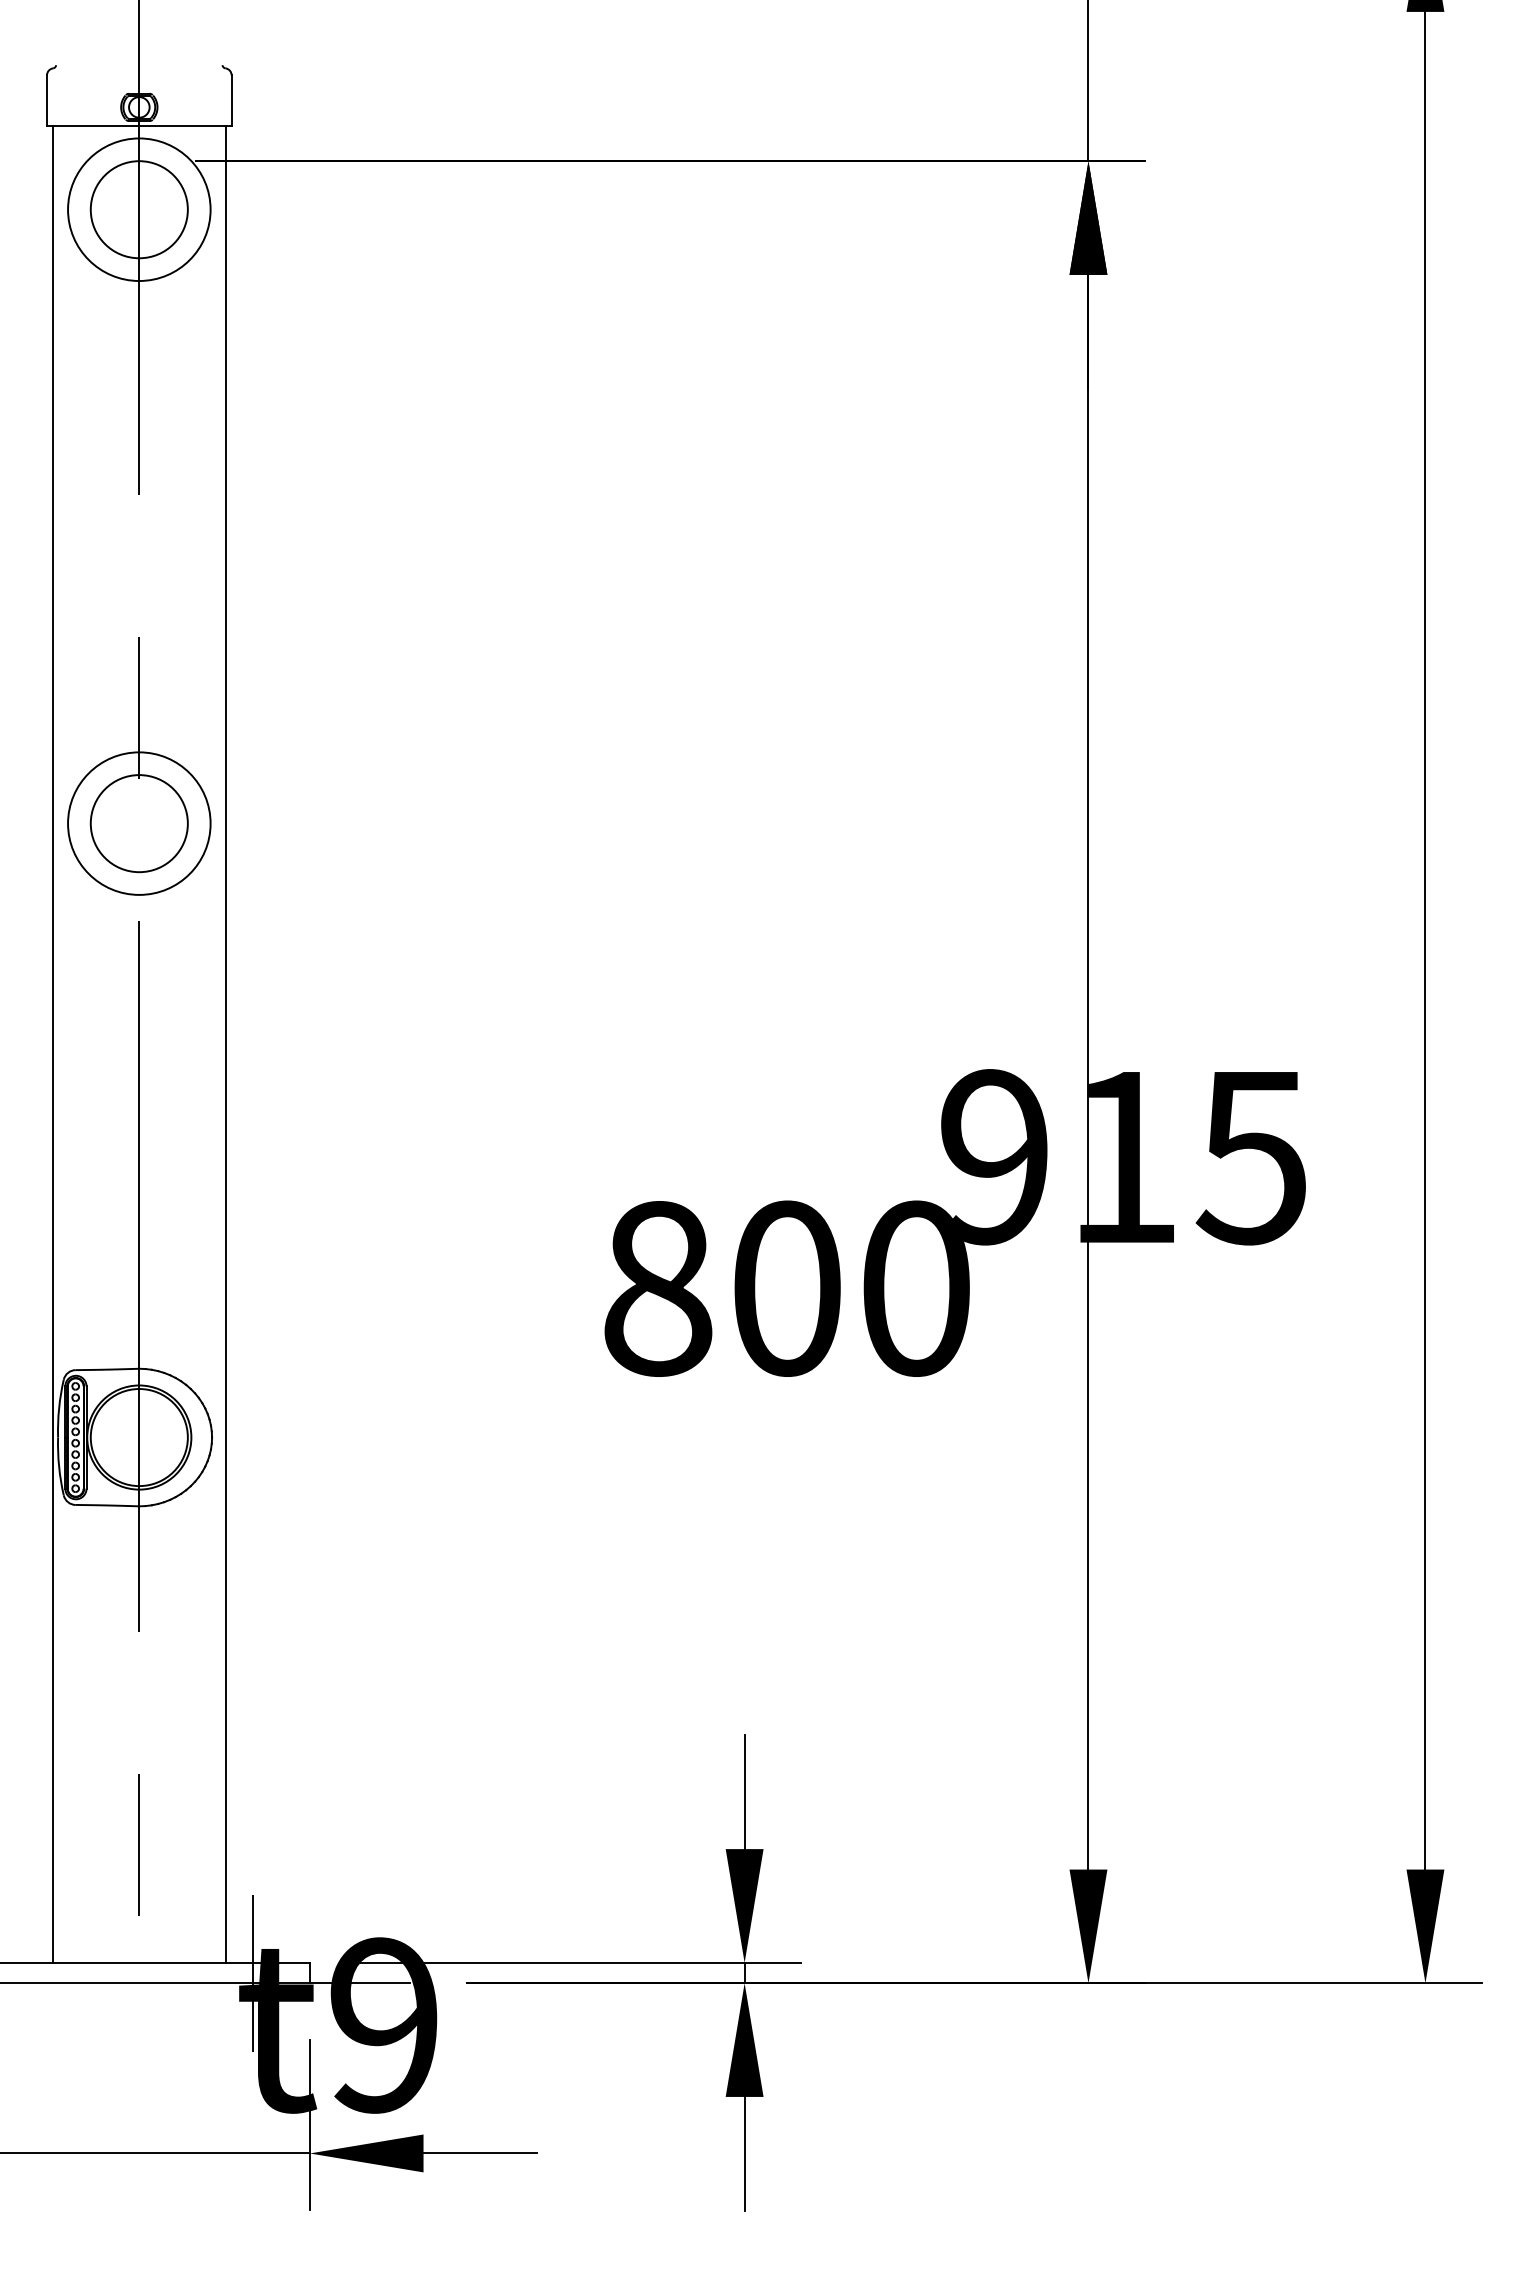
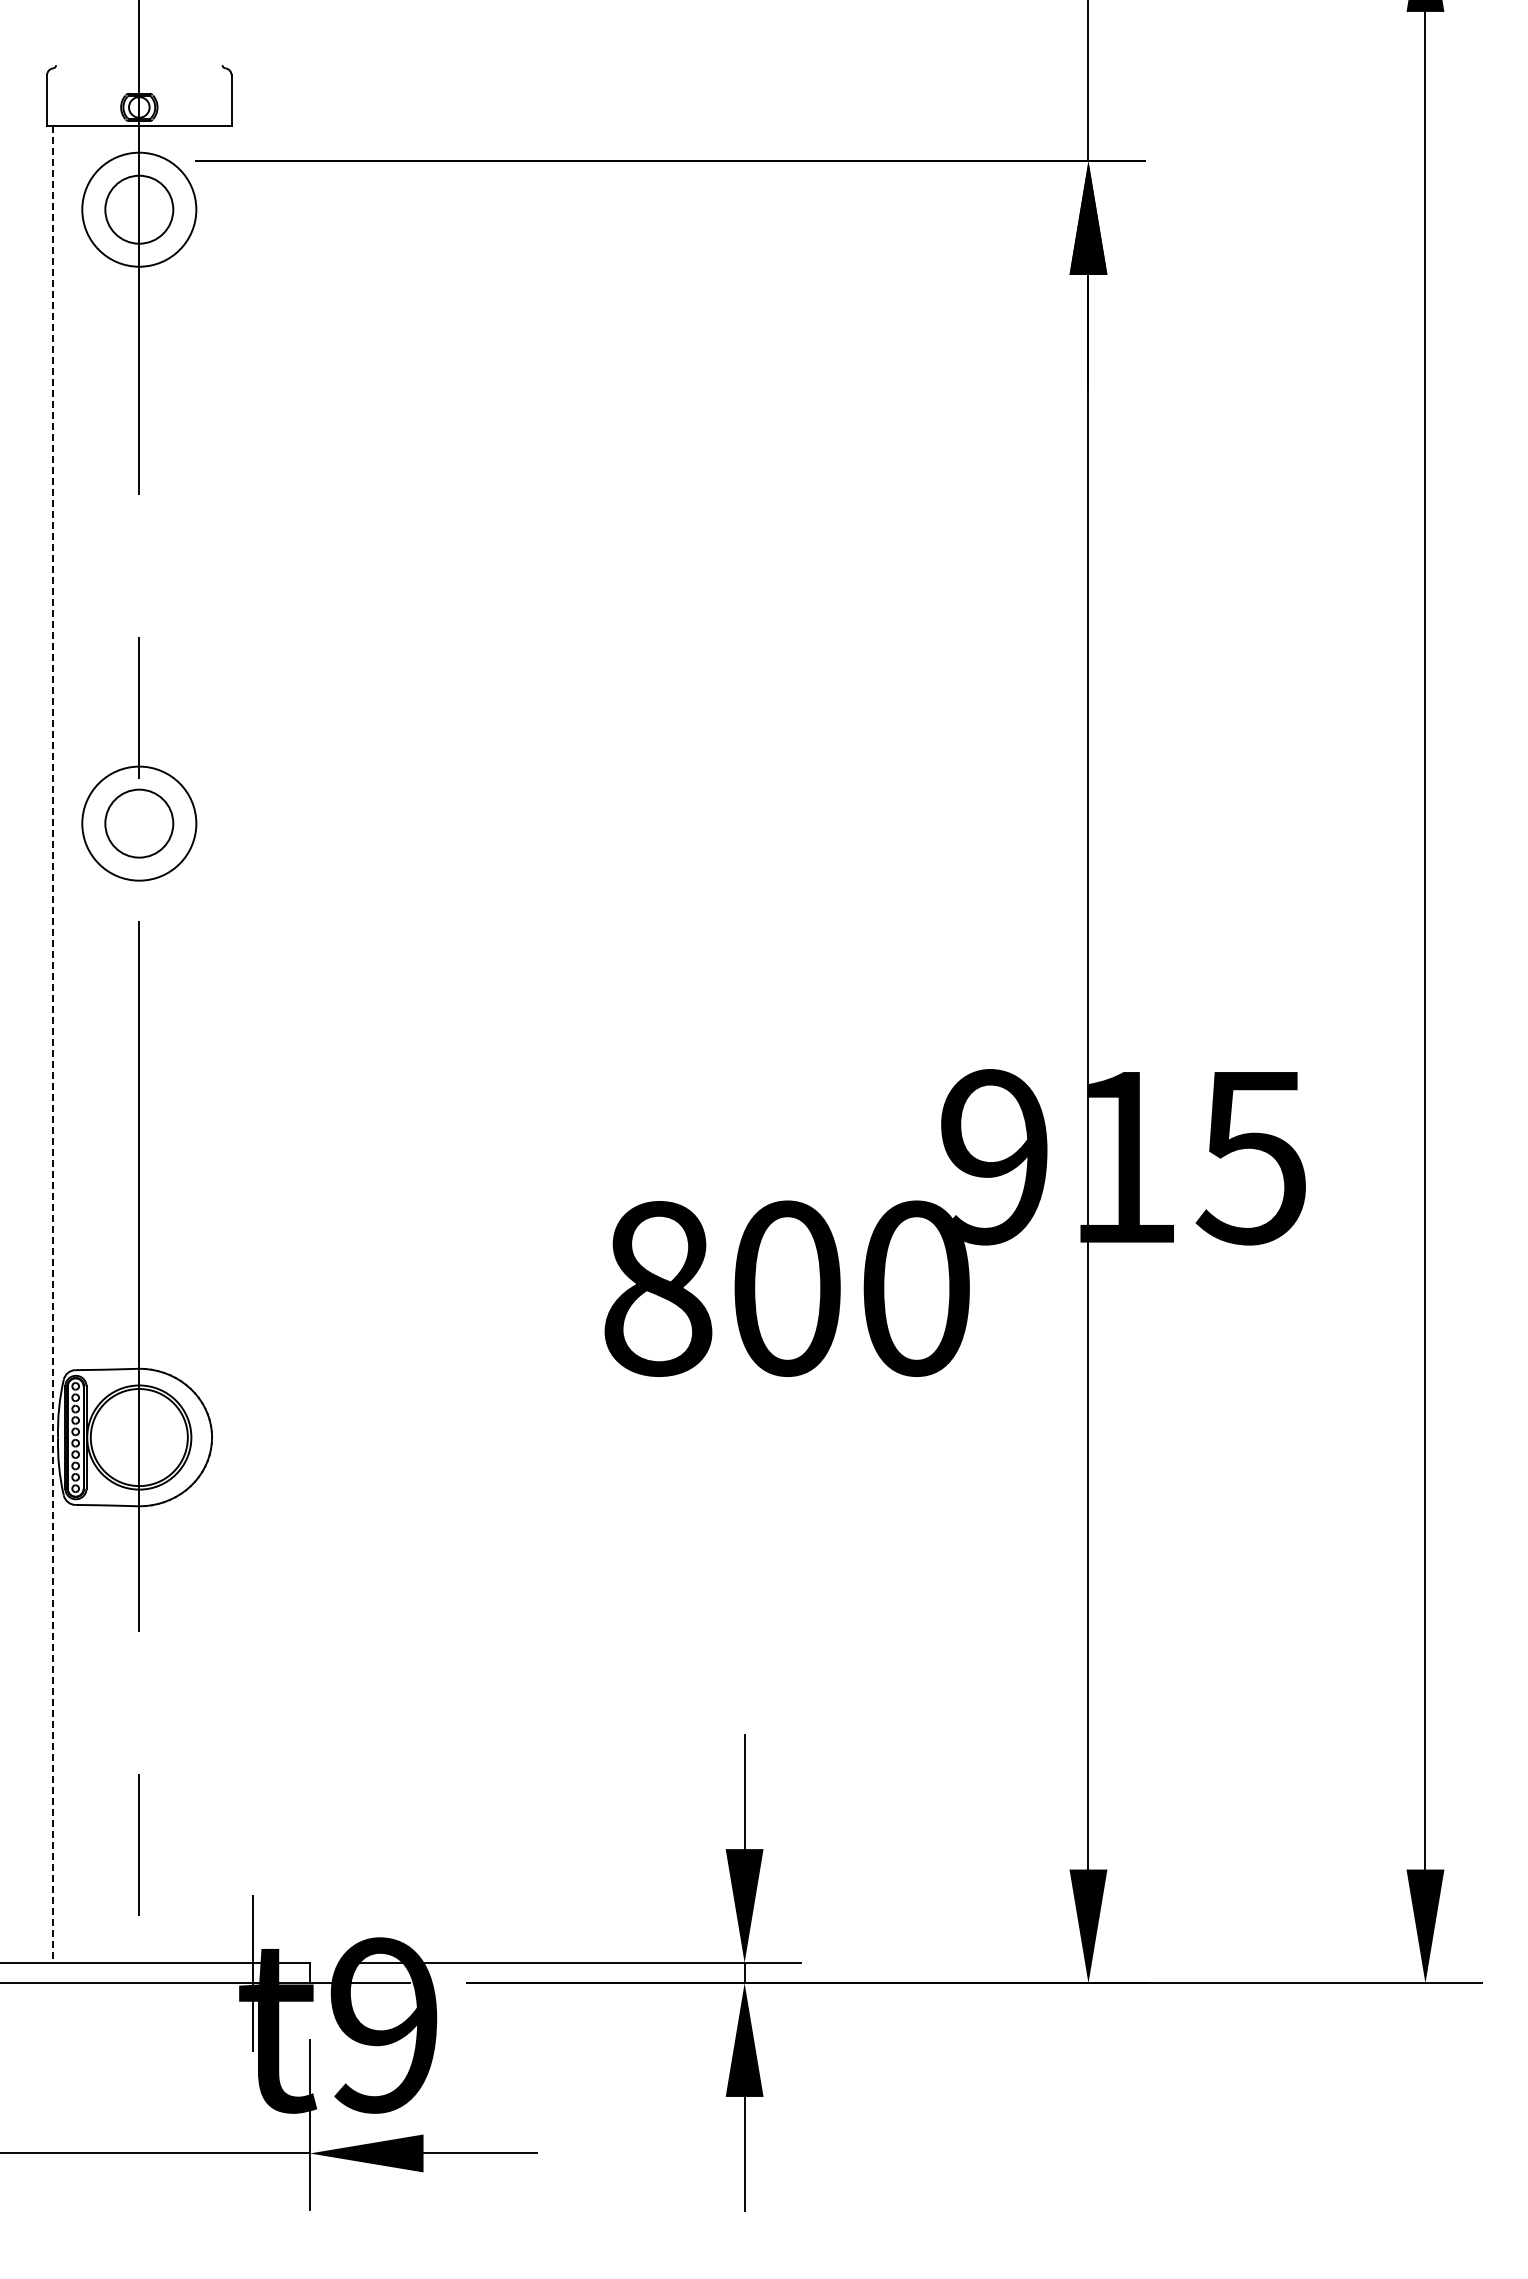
circle diameter: 97 px -> 68 px (139, 209)
circle diameter: 143 px -> 114 px (139, 209)
circle diameter: 97 px -> 68 px (139, 823)
circle diameter: 143 px -> 114 px (139, 823)
line: present -> none (226, 1043)
line: solid -> dashed (52, 1044)
